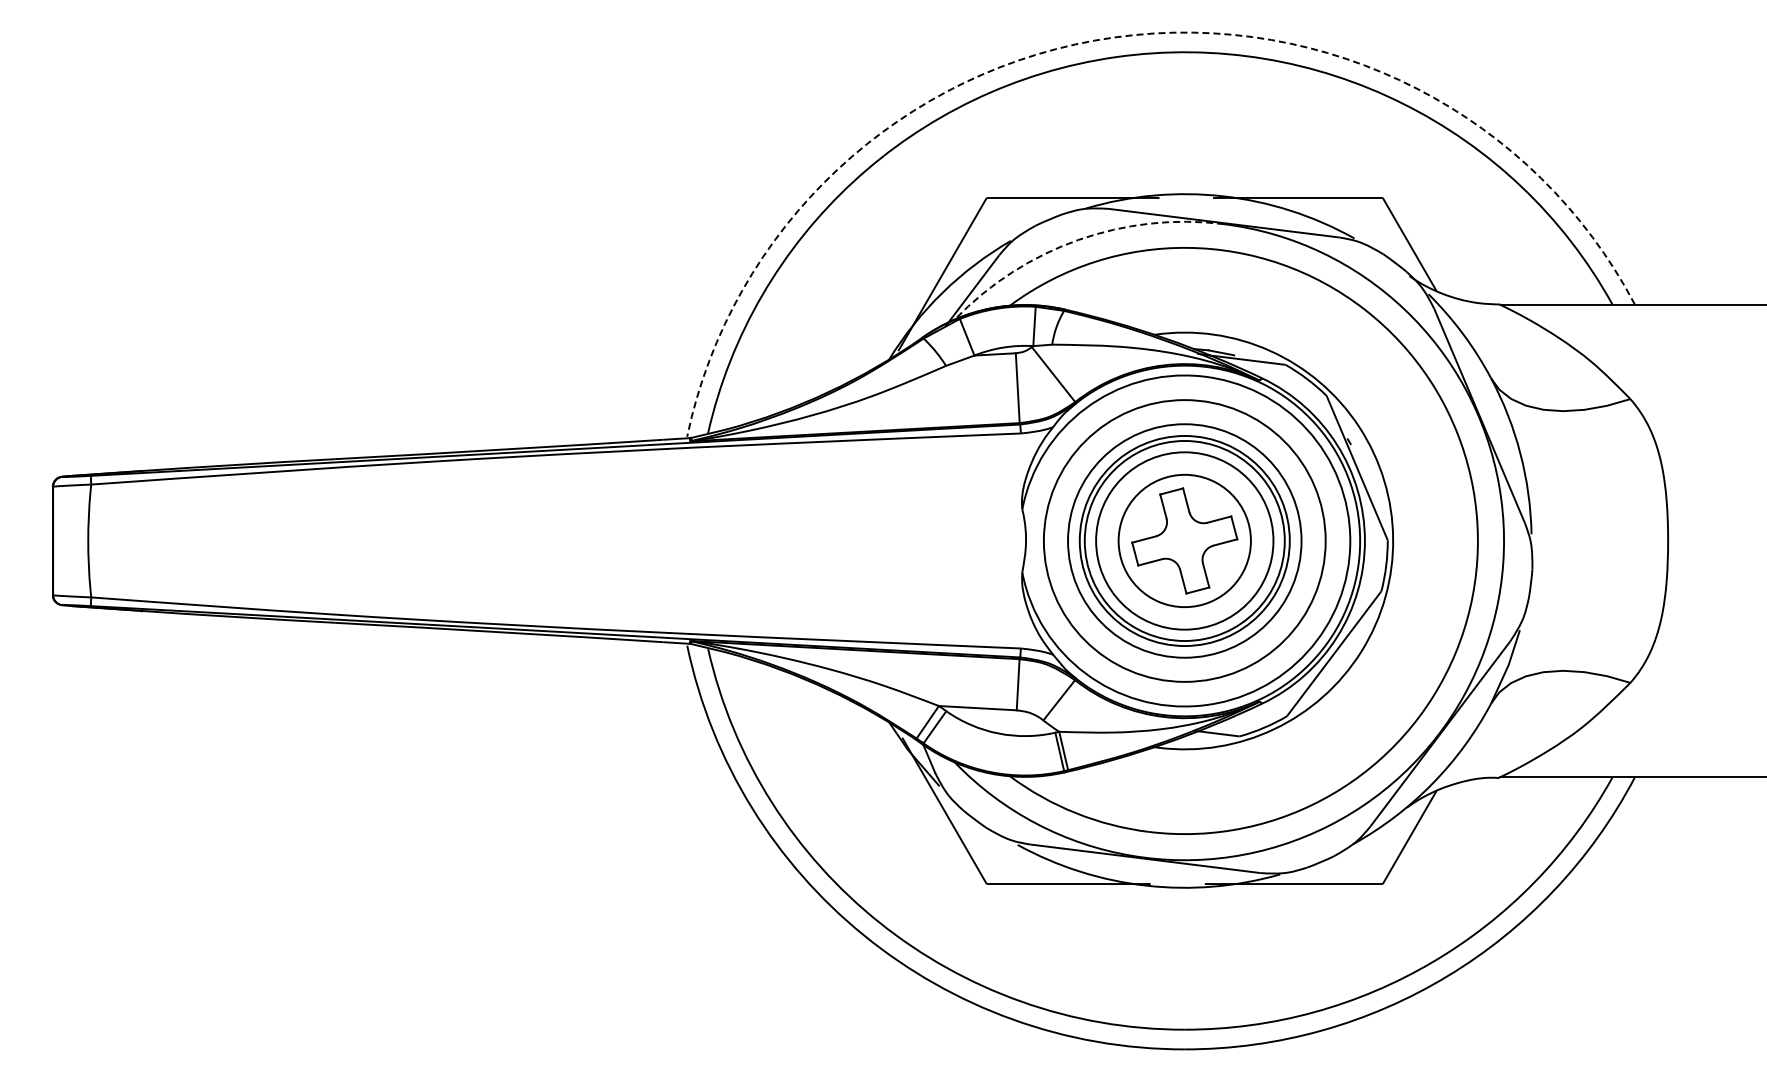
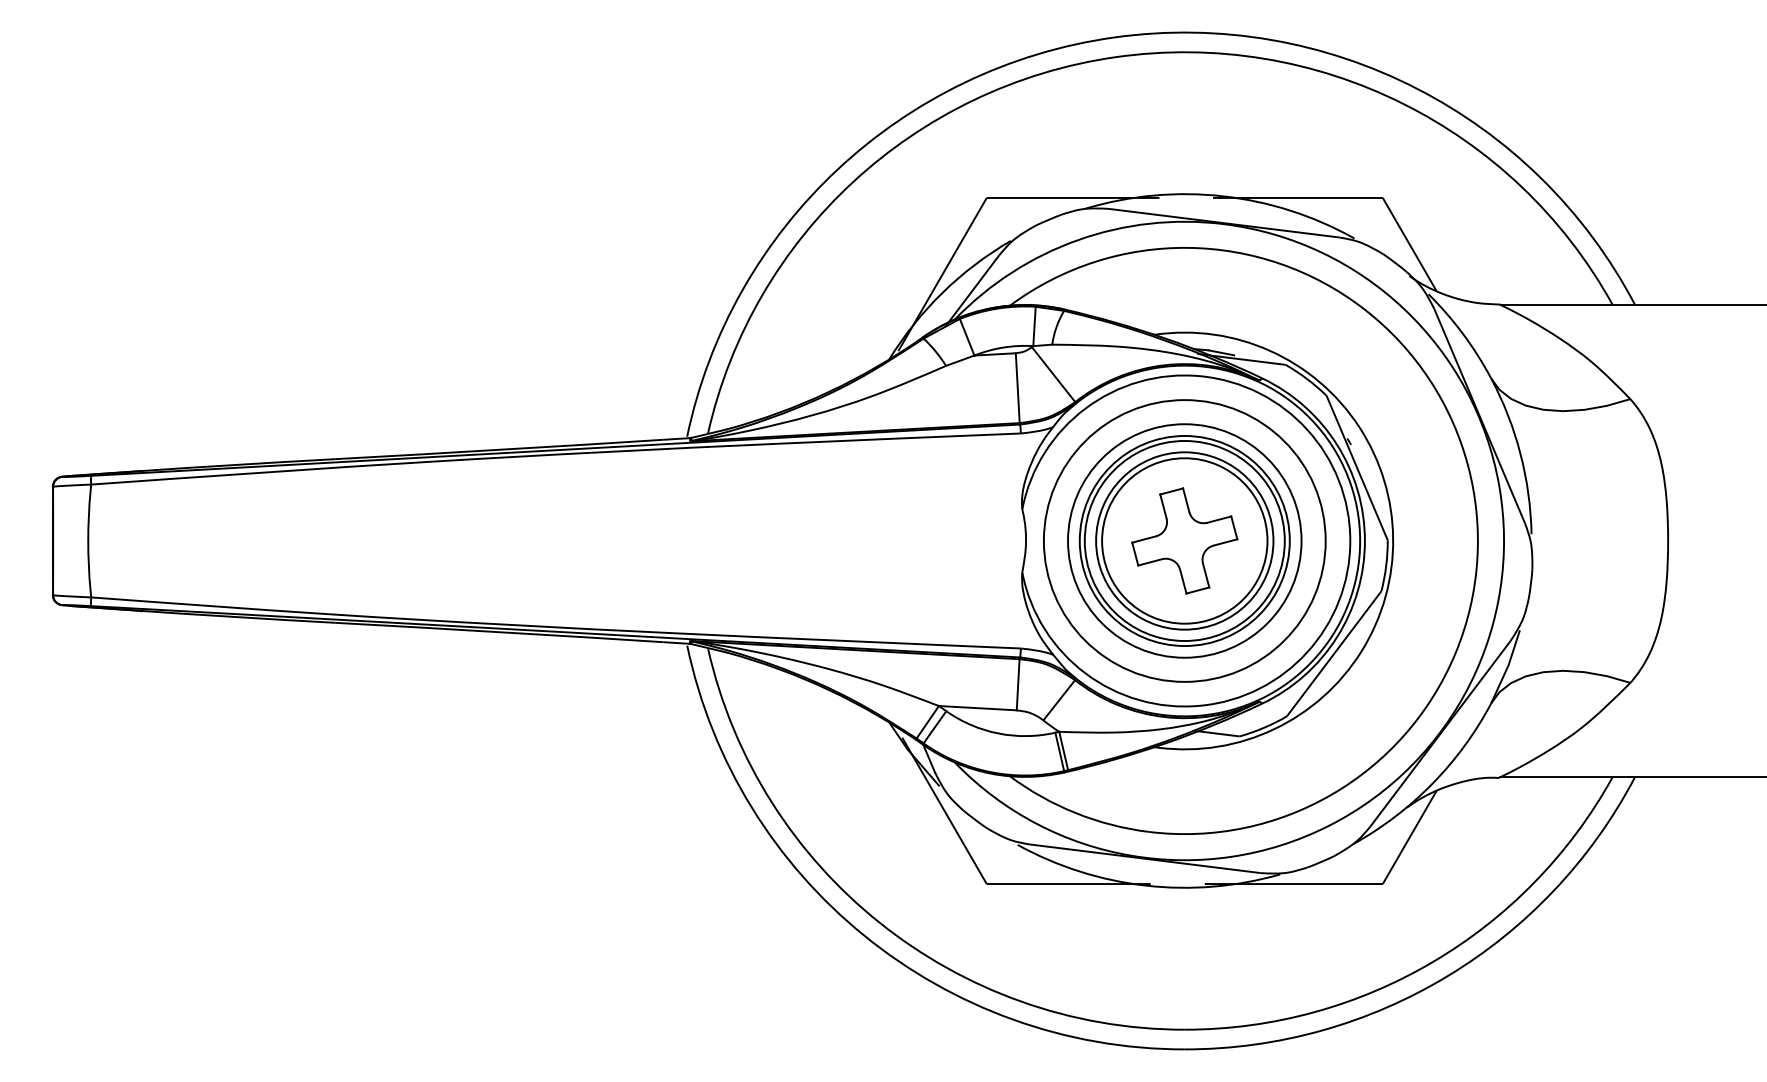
arc: dashed -> solid (1114, 37)
arc: dashed -> solid (1078, 240)
circle diameter: 132 px -> 165 px (1184, 540)
